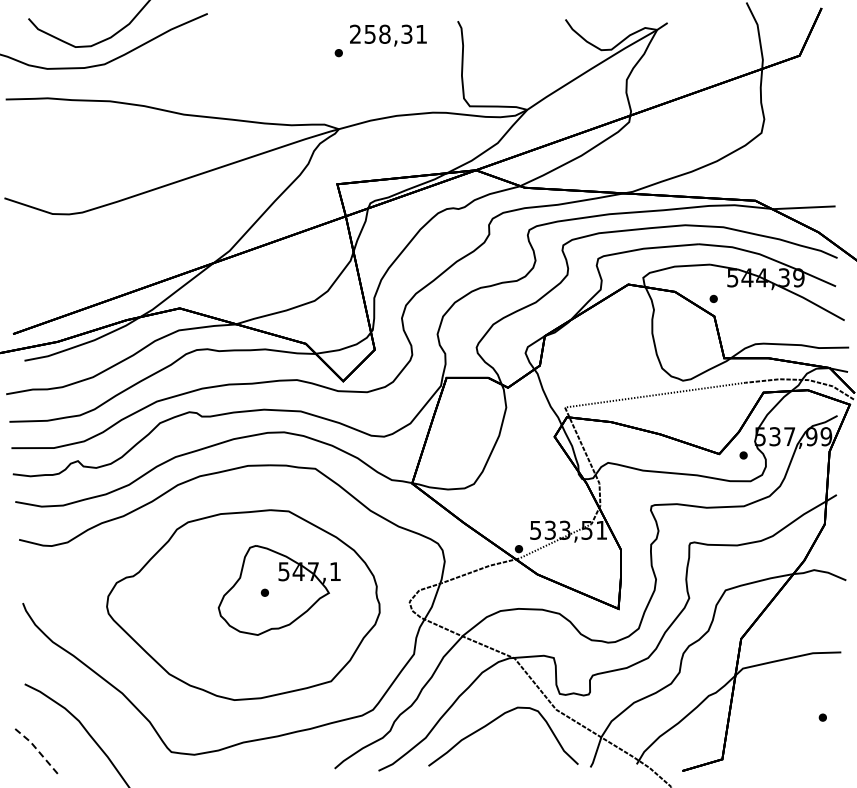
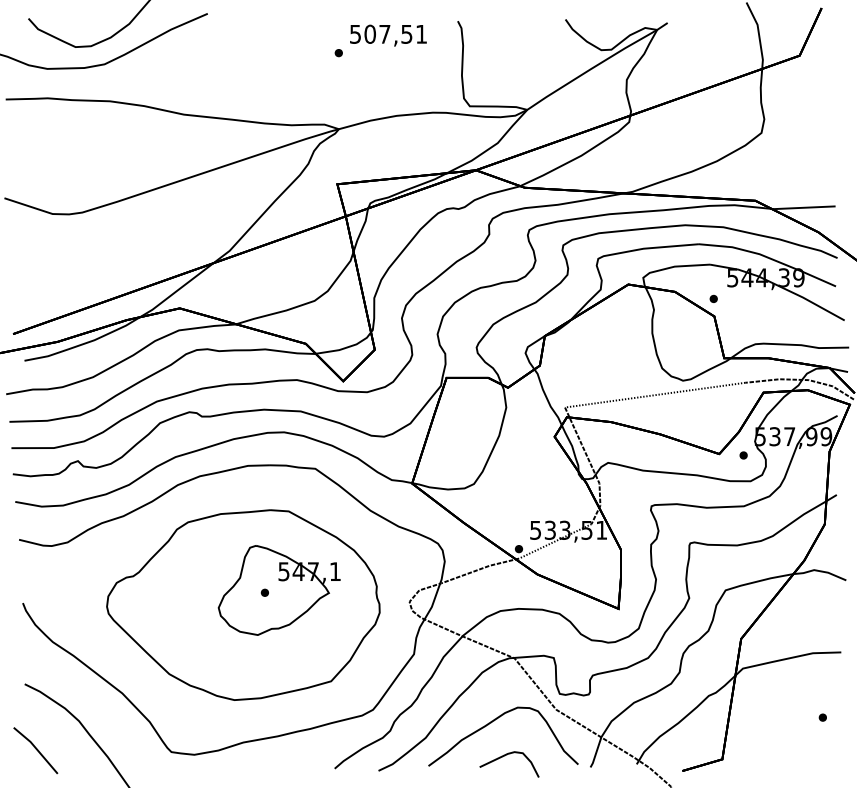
text: 258,31 -> 507,51 (381, 33)
line: dashed -> solid (36, 748)
curve: none -> present (507, 755)
